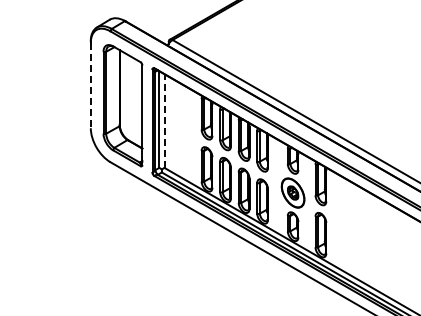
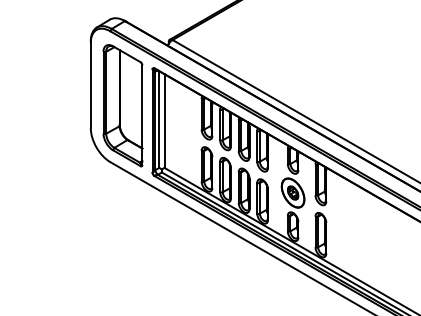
line: dashed -> solid (90, 85)
line: dashed -> solid (164, 121)
